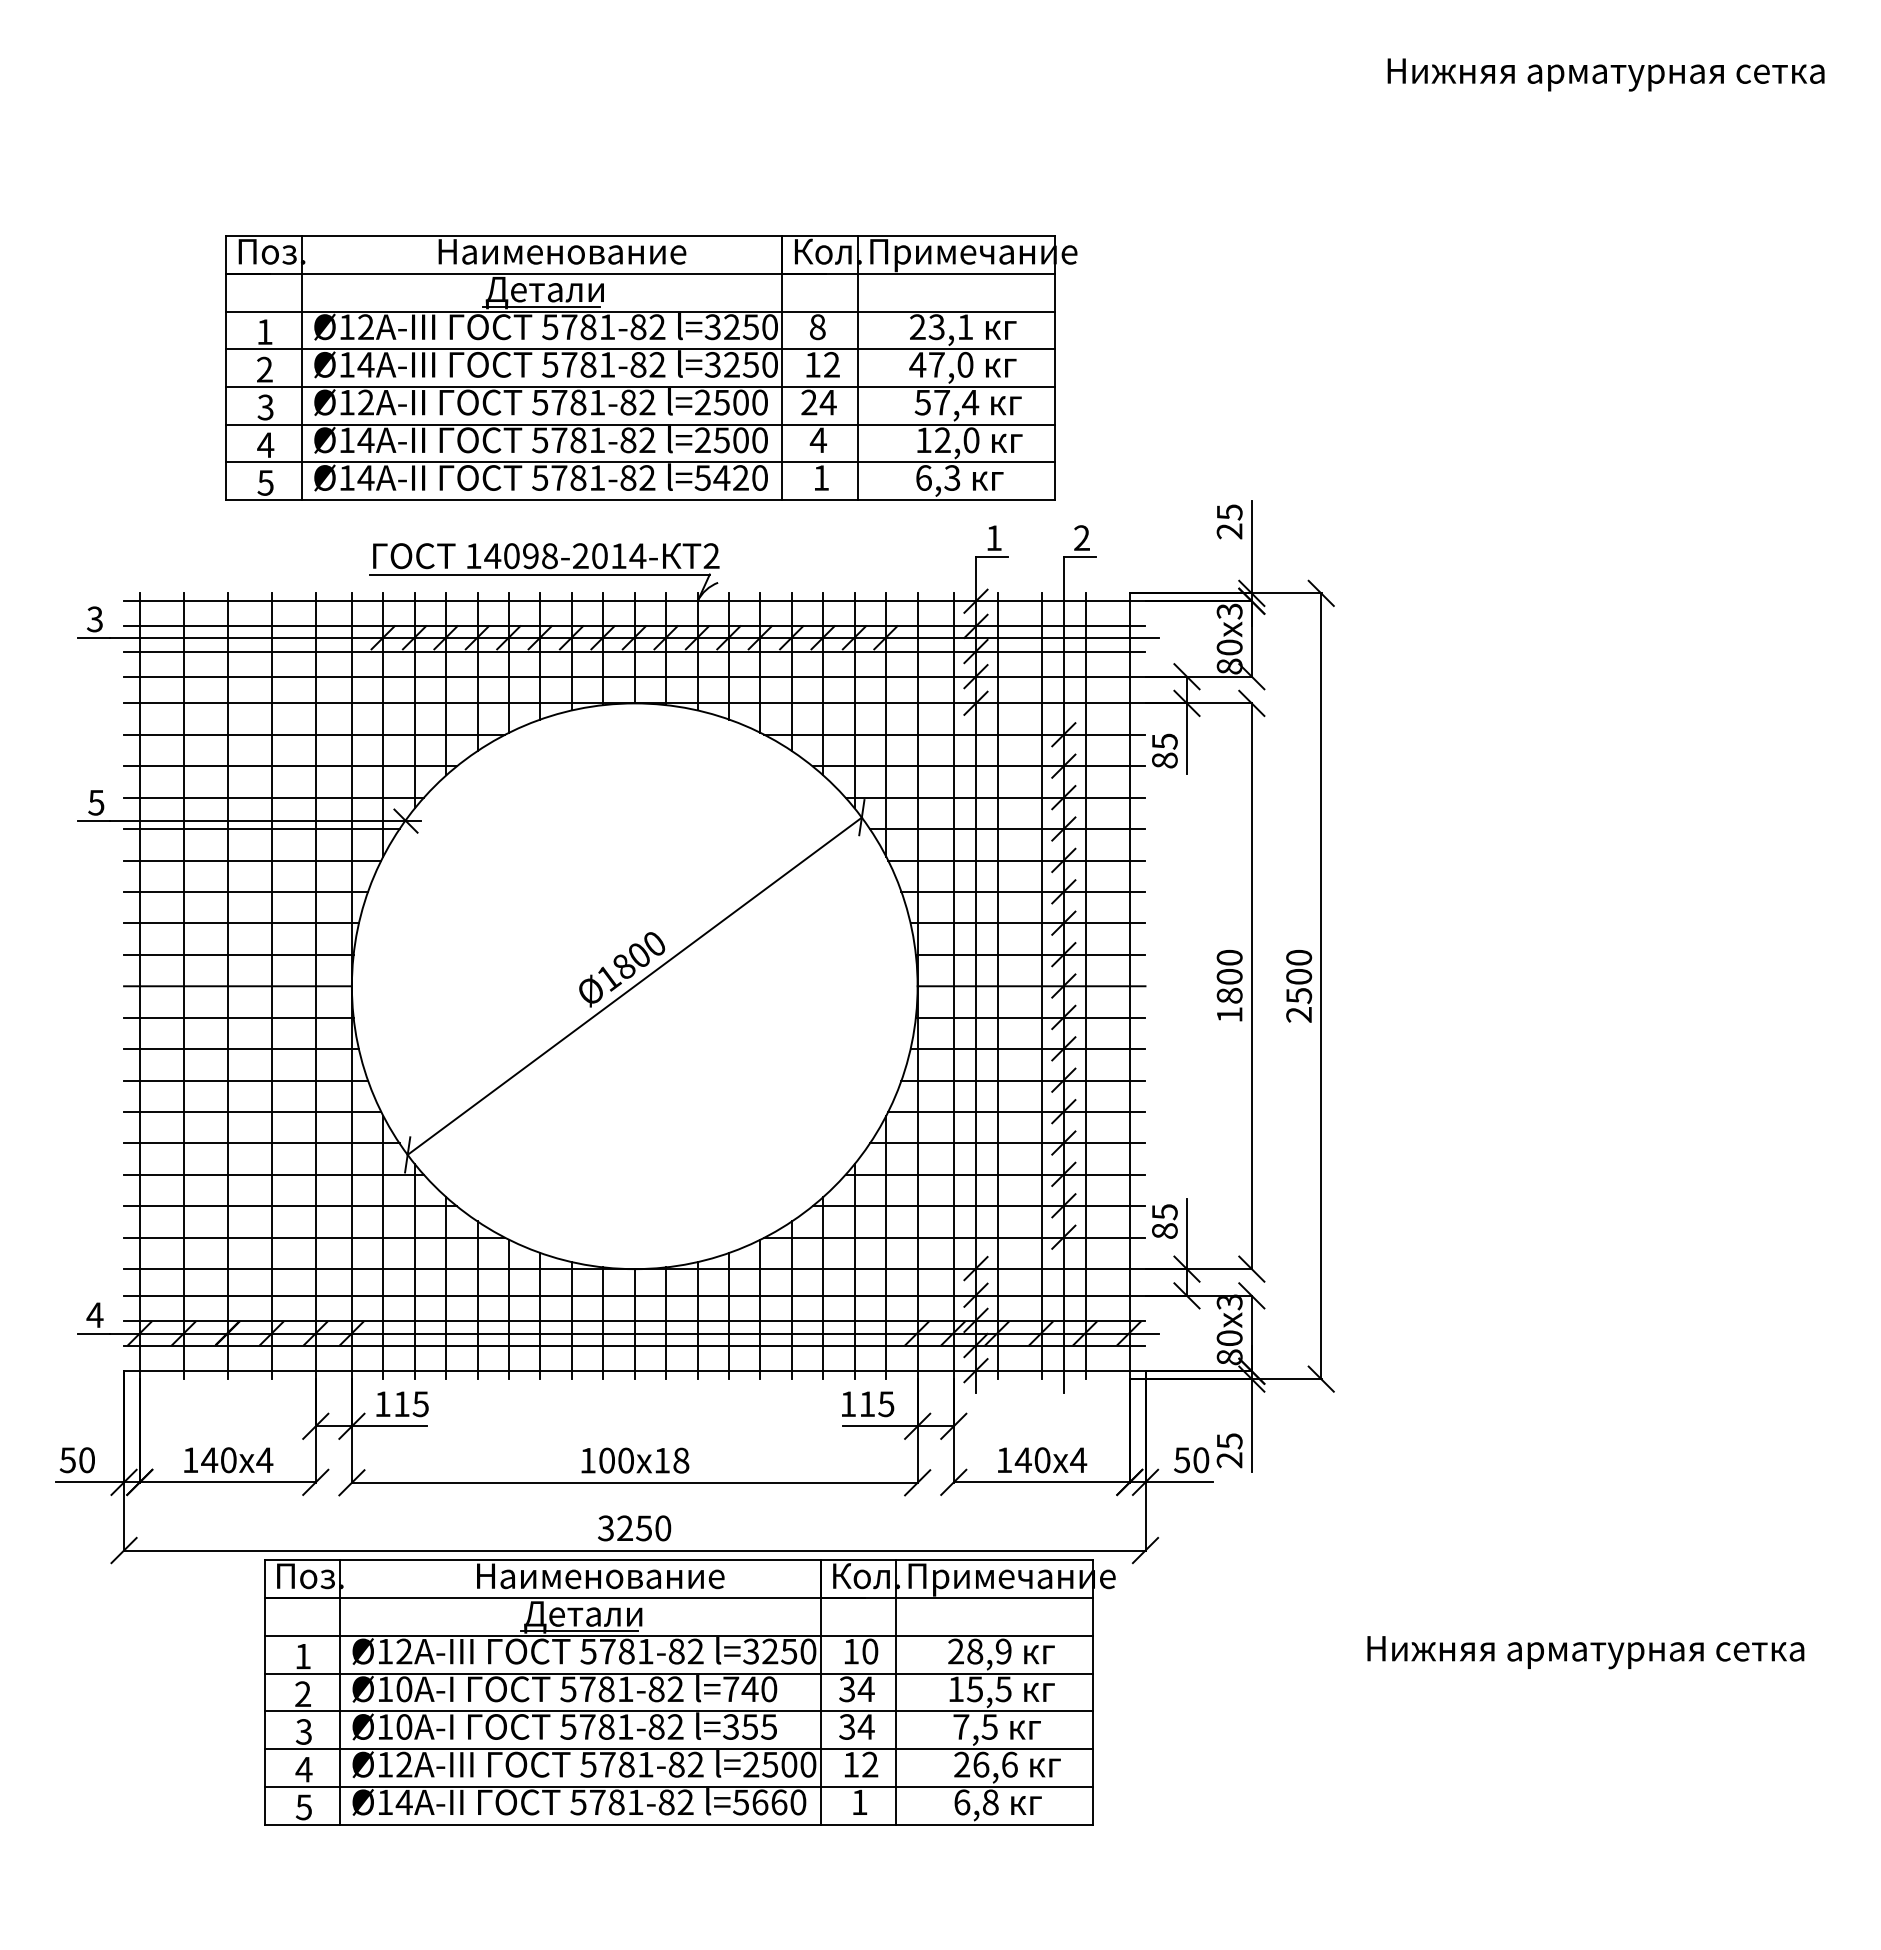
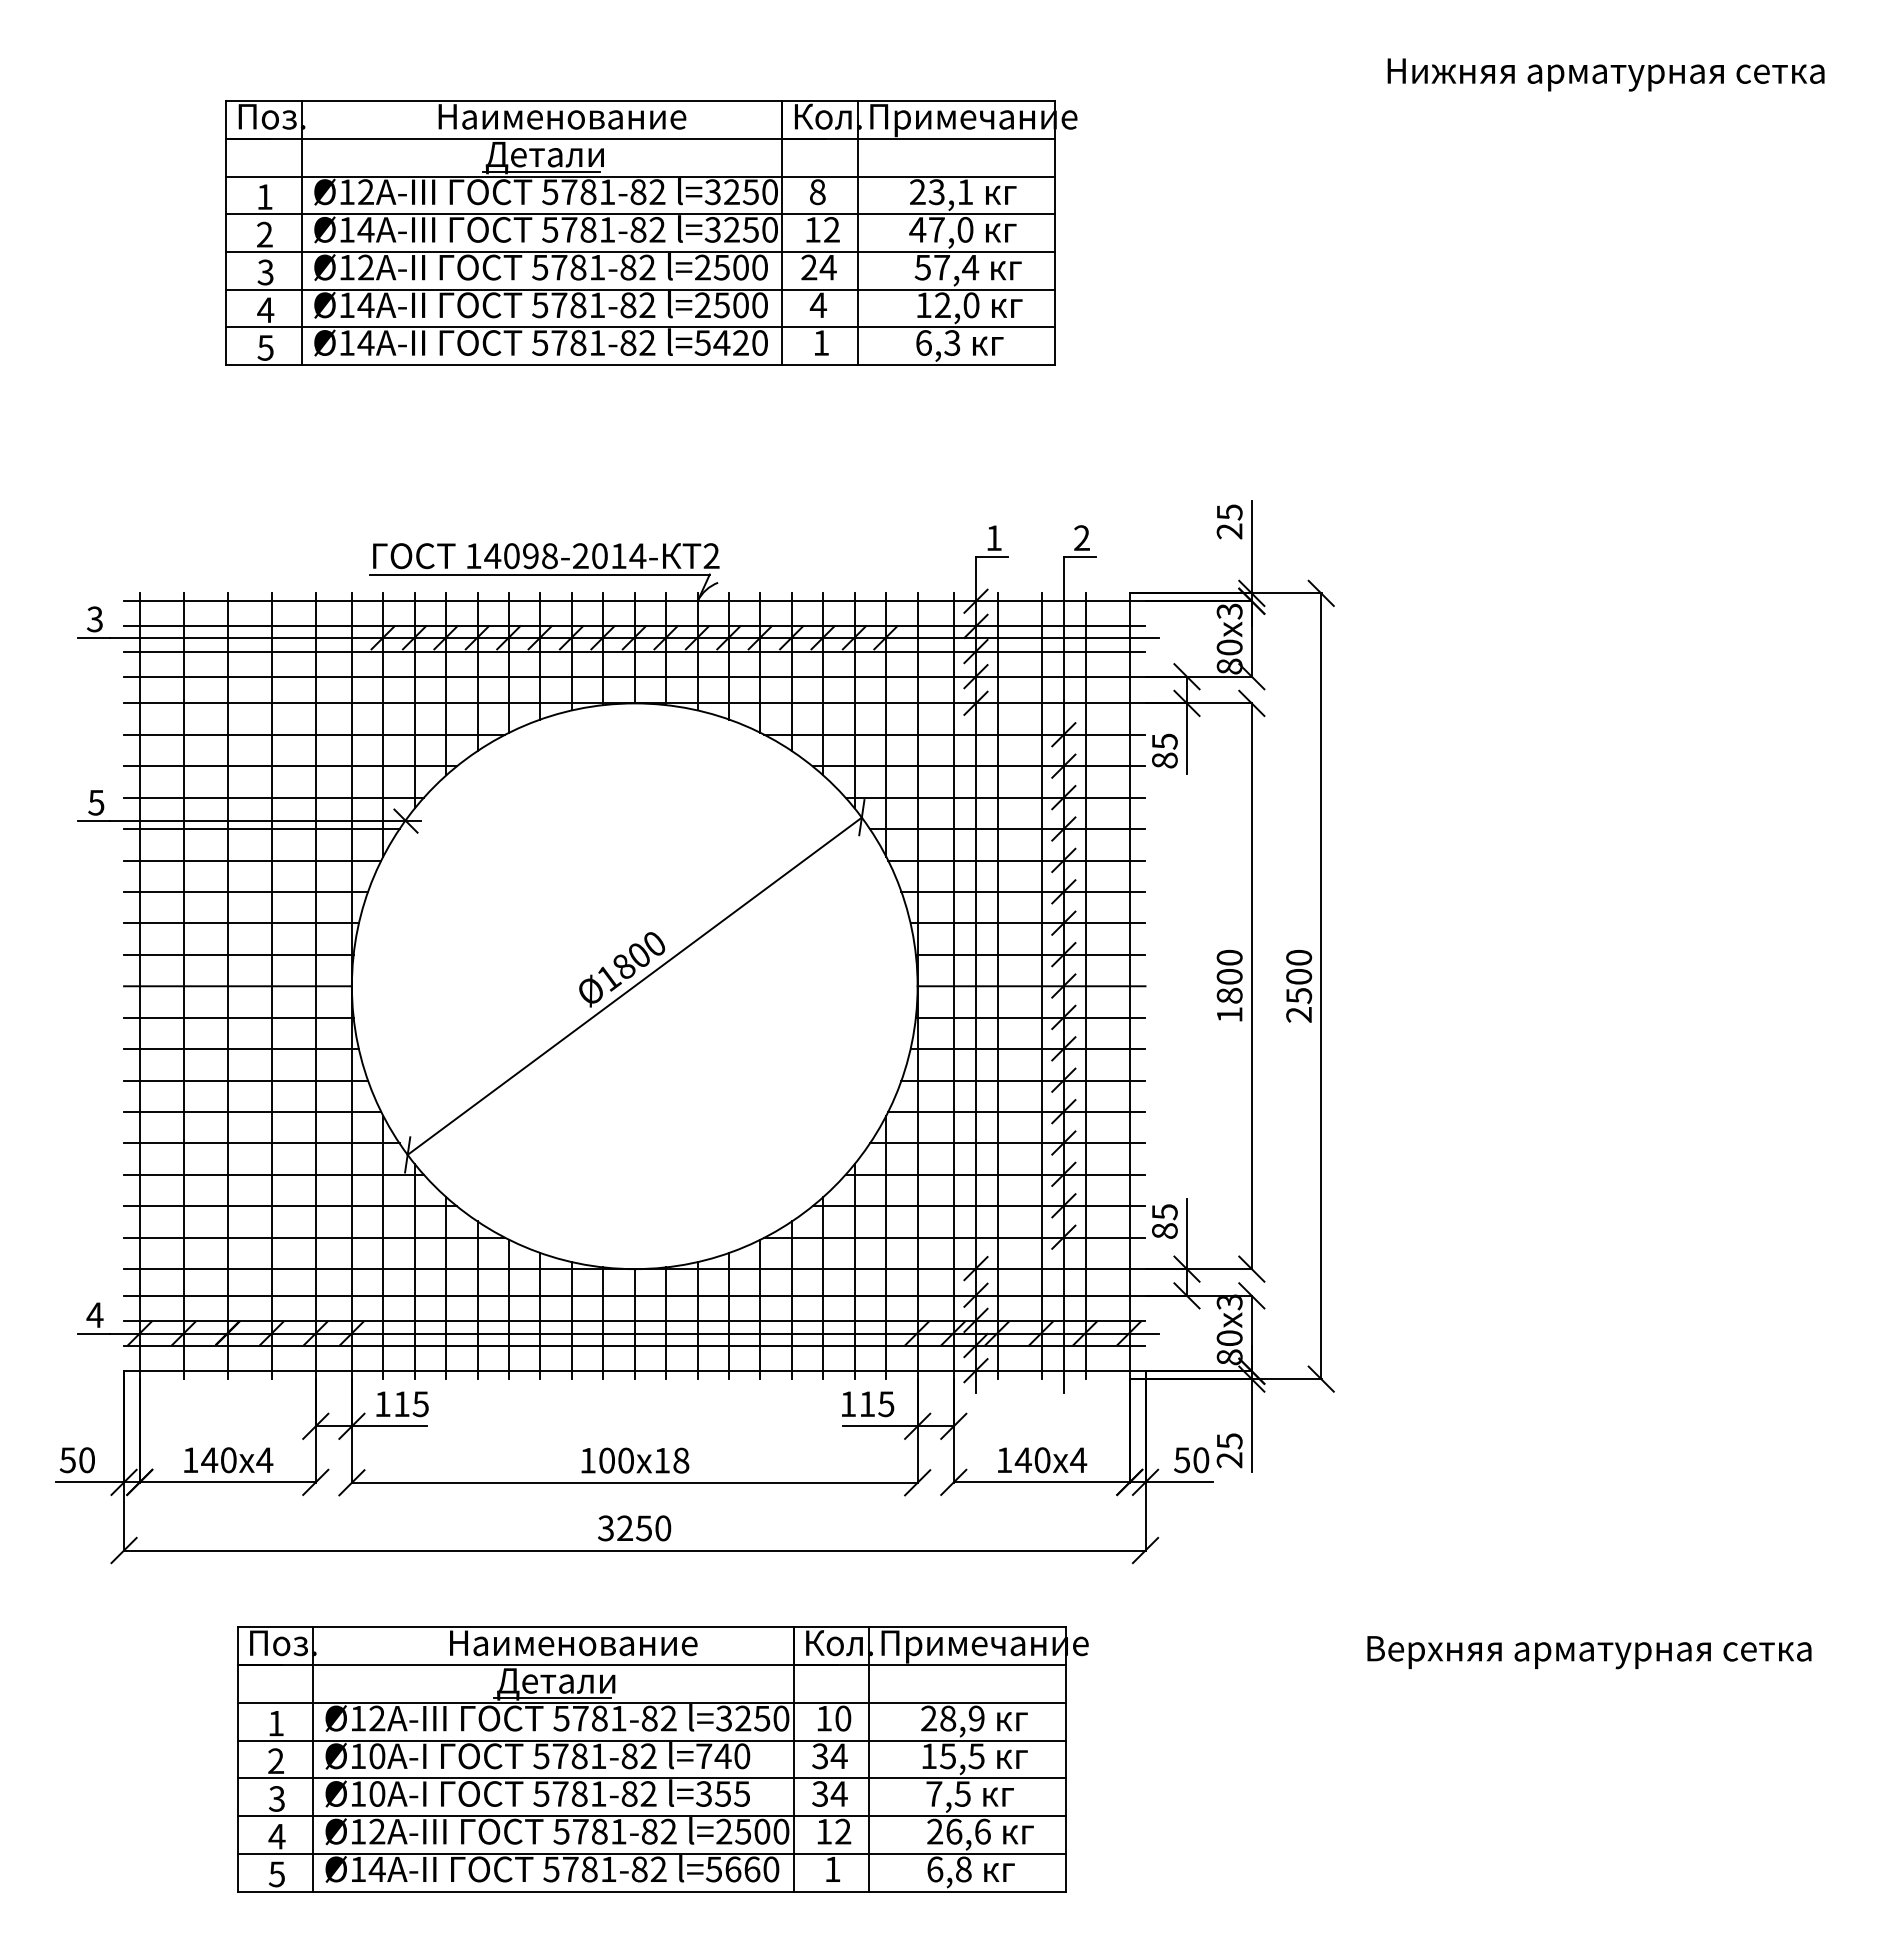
part position: (651, 367) -> (651, 232) (651, 232)
text: Нижняя арматурная сетка -> Верхняя арматурная сетка (1590, 1652)
part position: (689, 1692) -> (662, 1759) (662, 1759)
